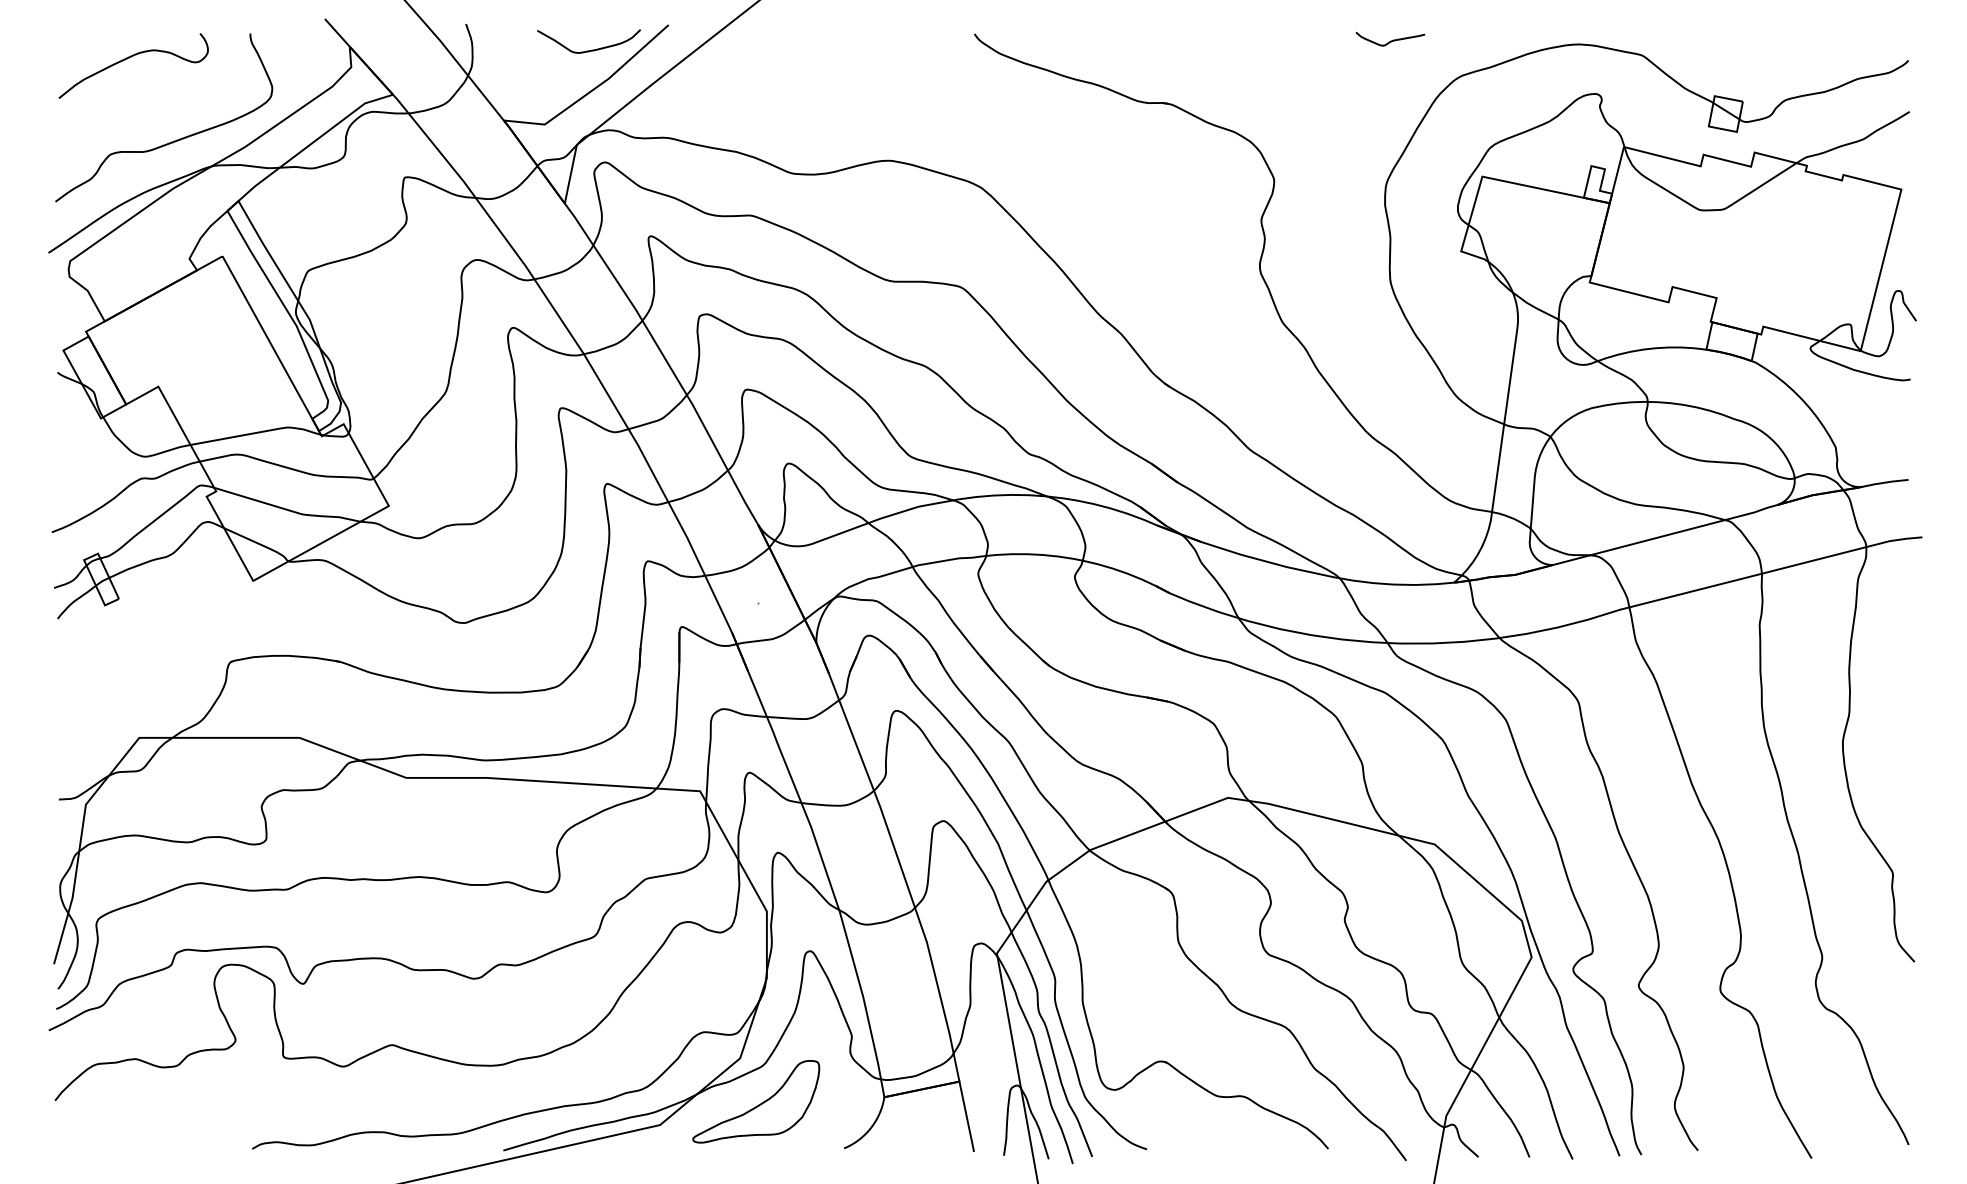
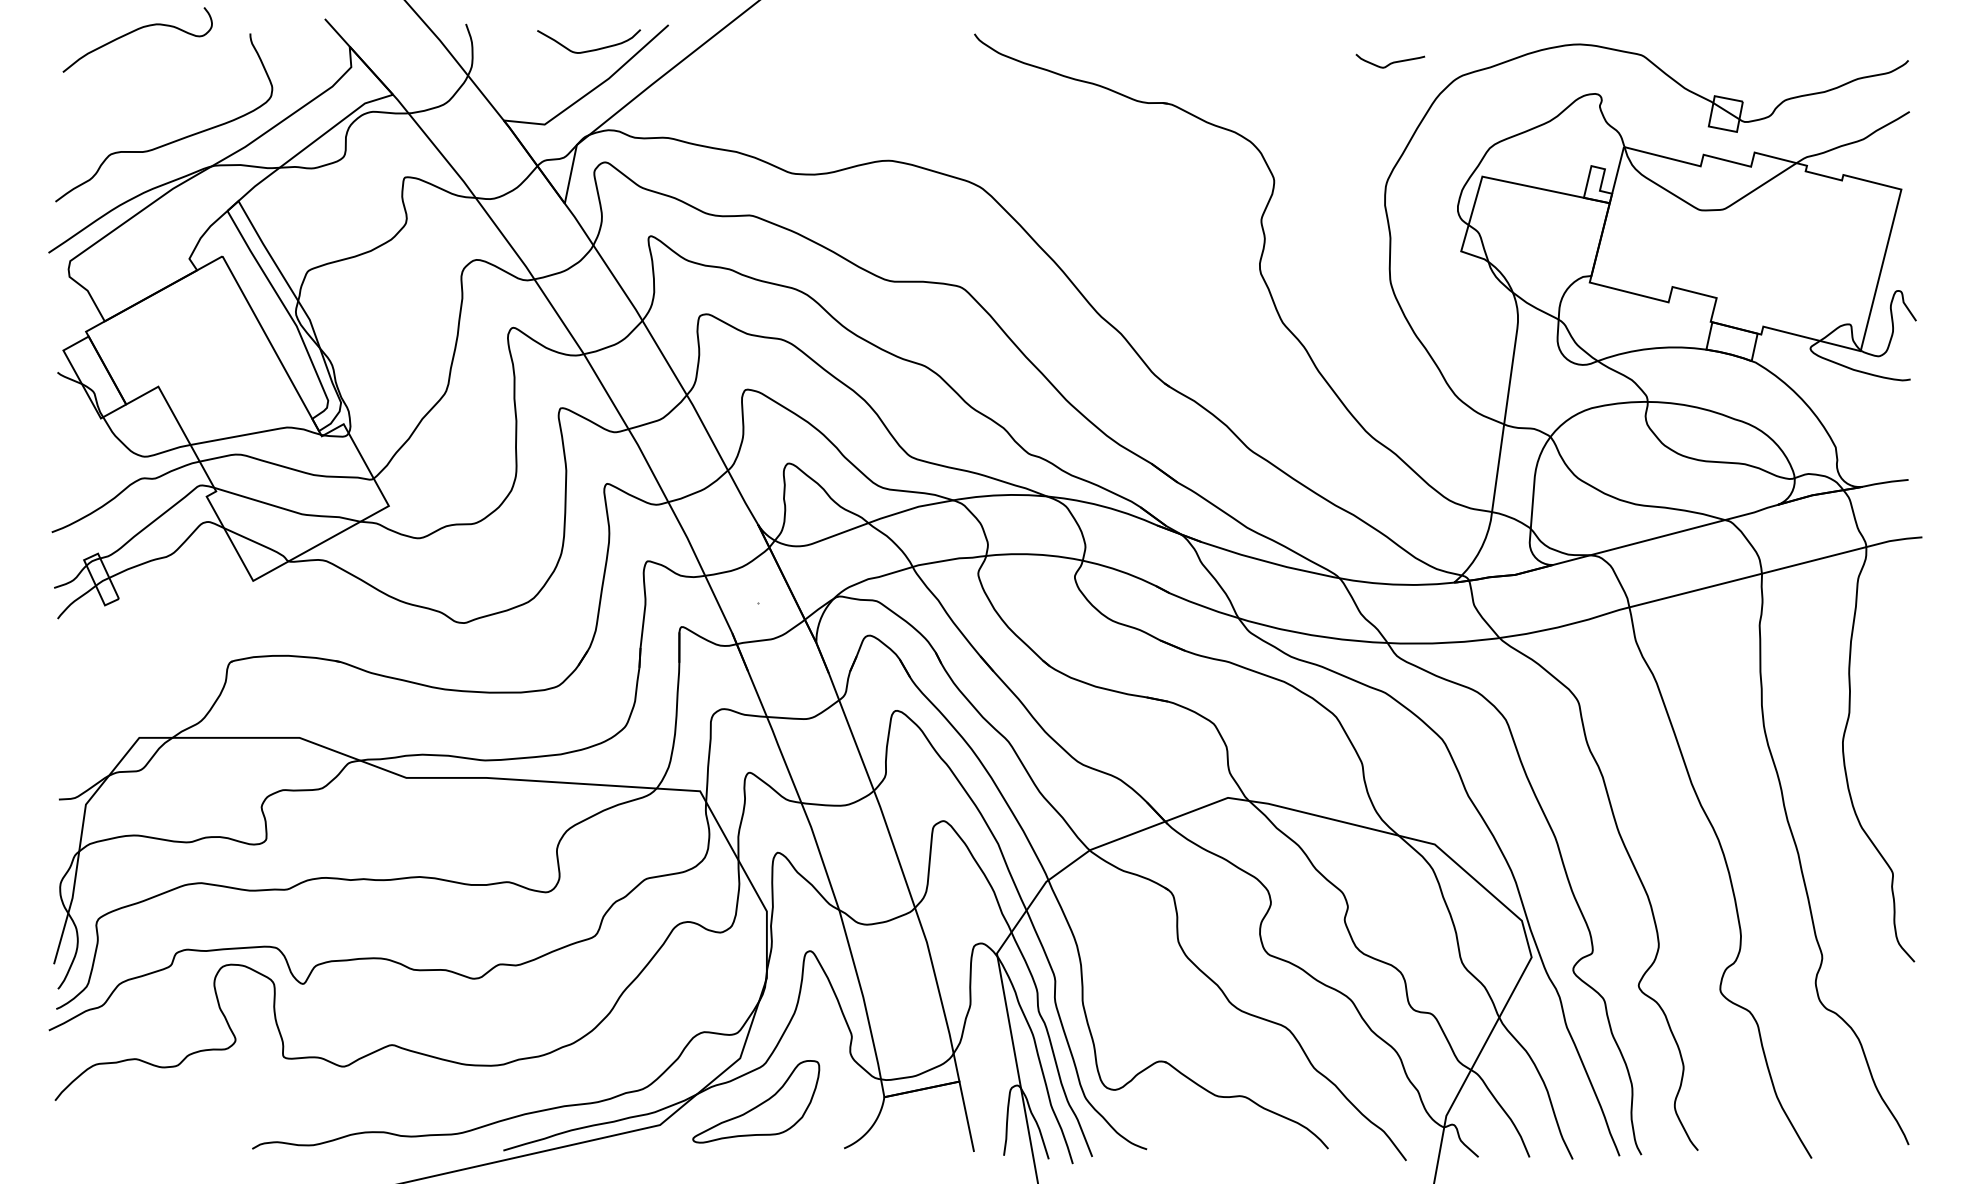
curve position: (1390, 40) -> (1390, 62) (1390, 62)
curve position: (129, 58) -> (133, 32) (133, 32)
